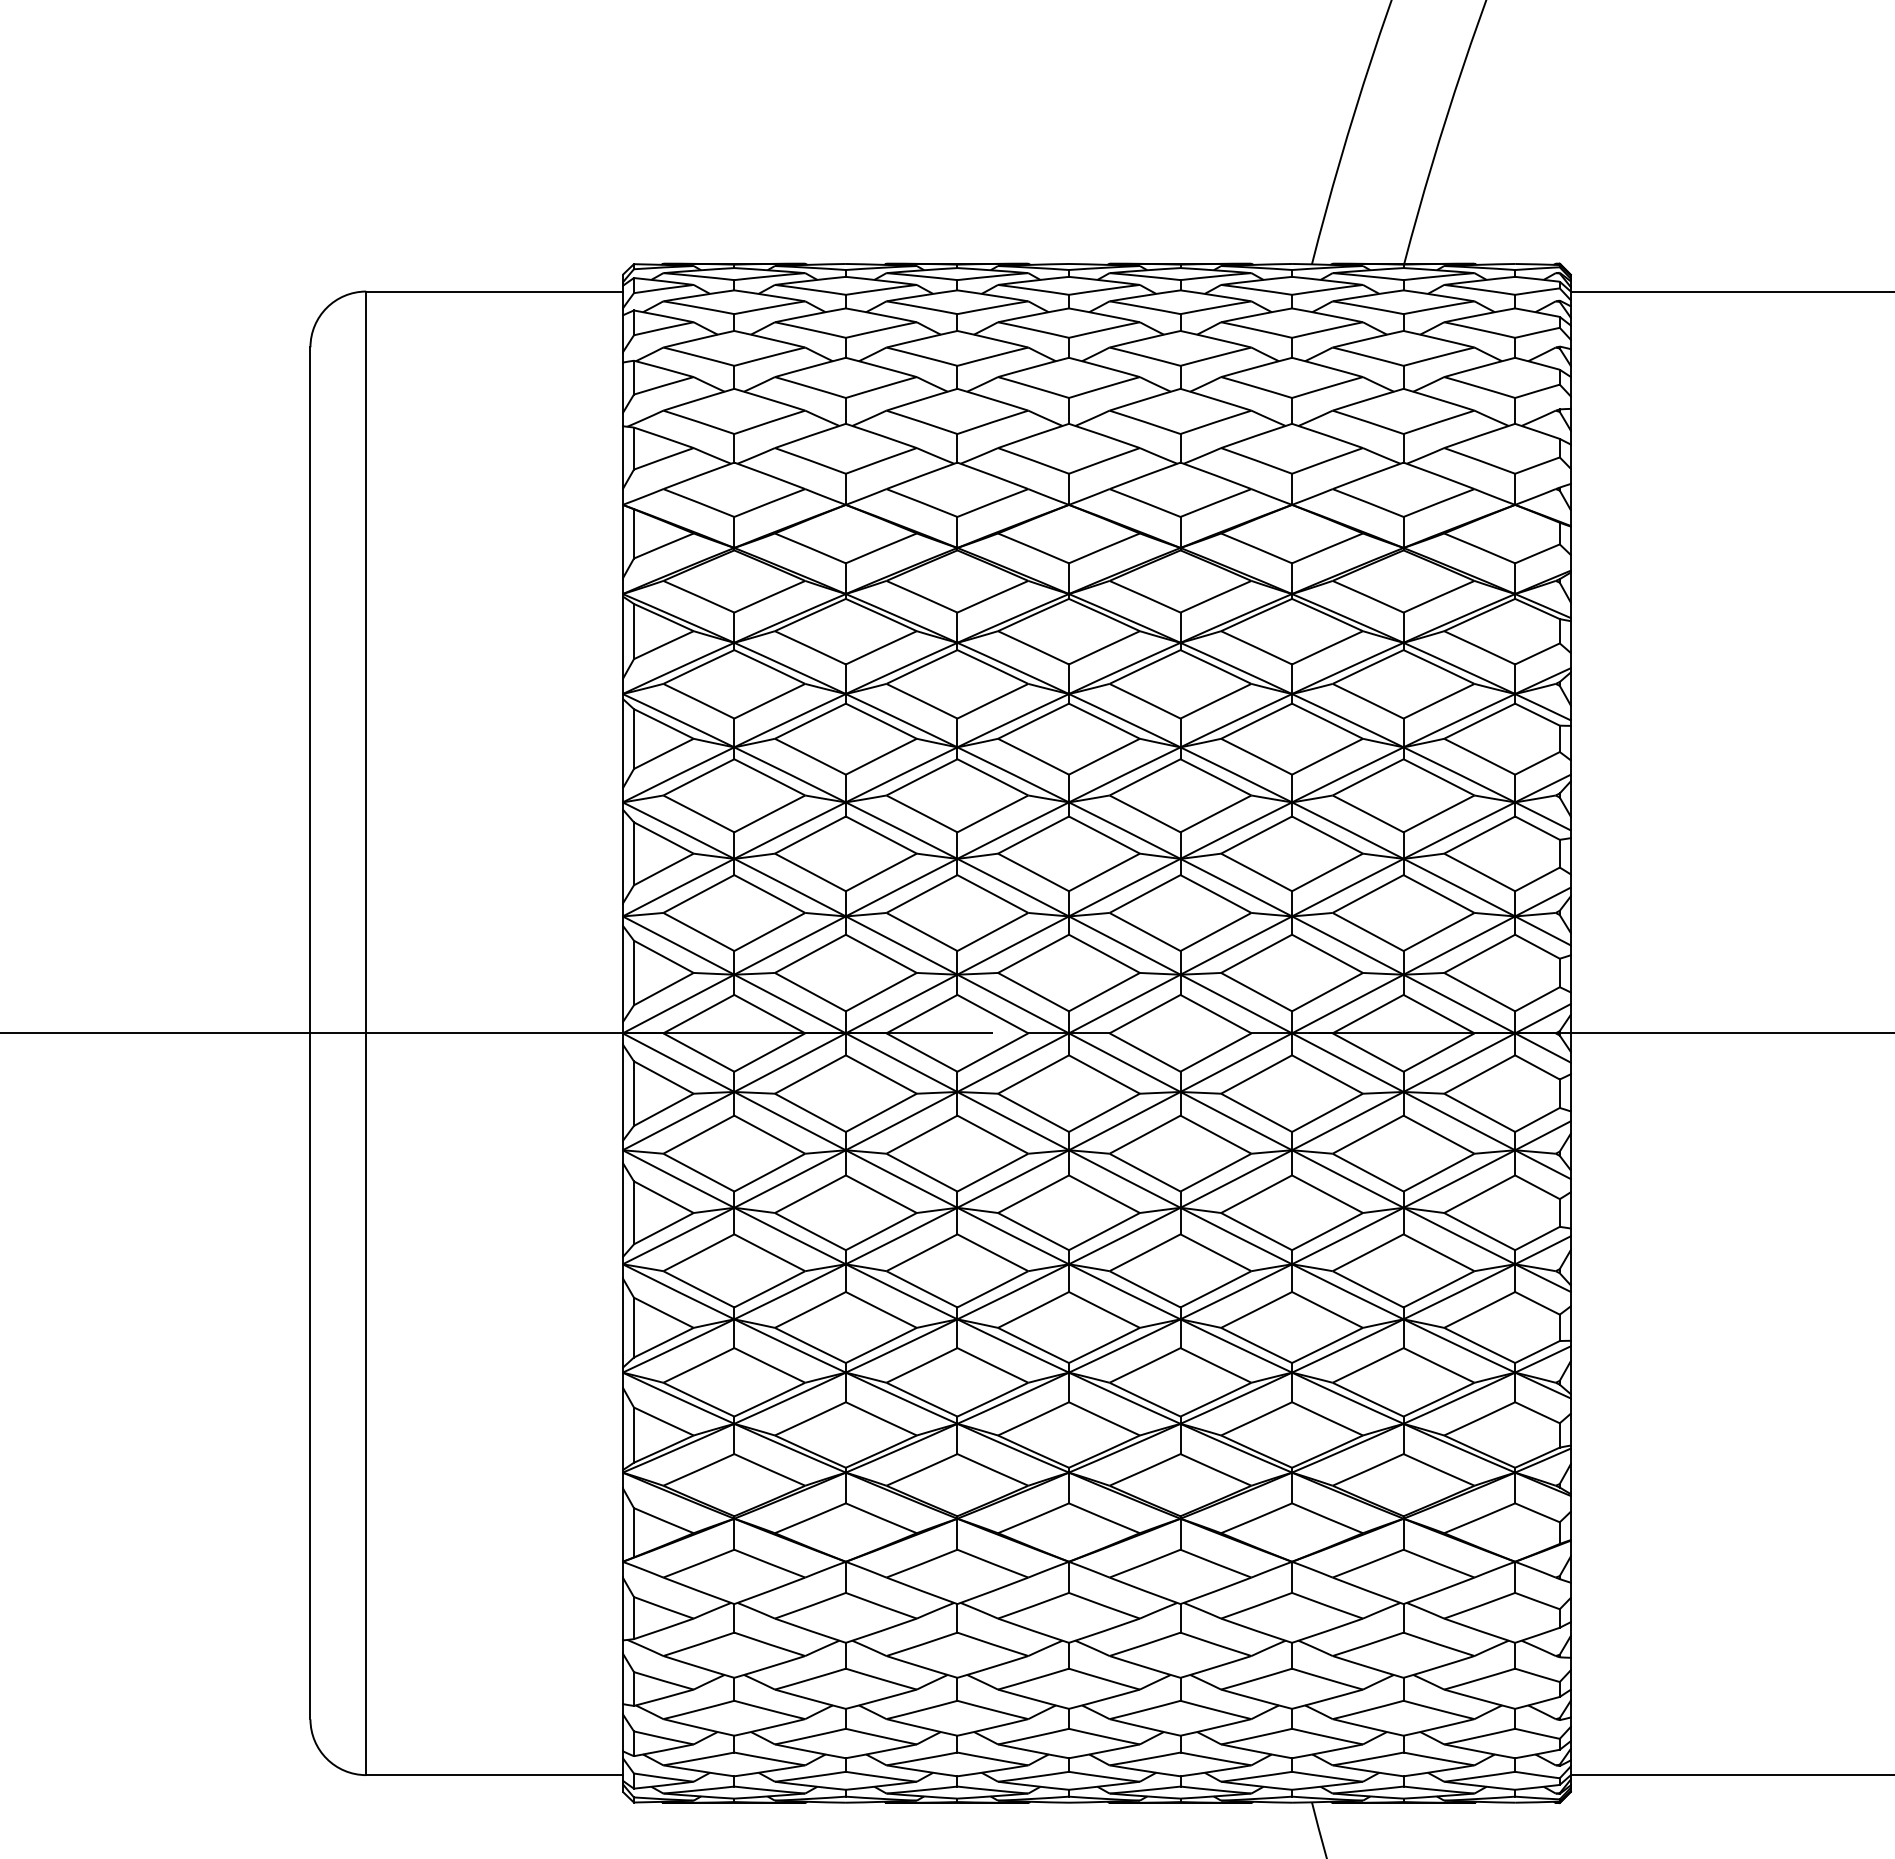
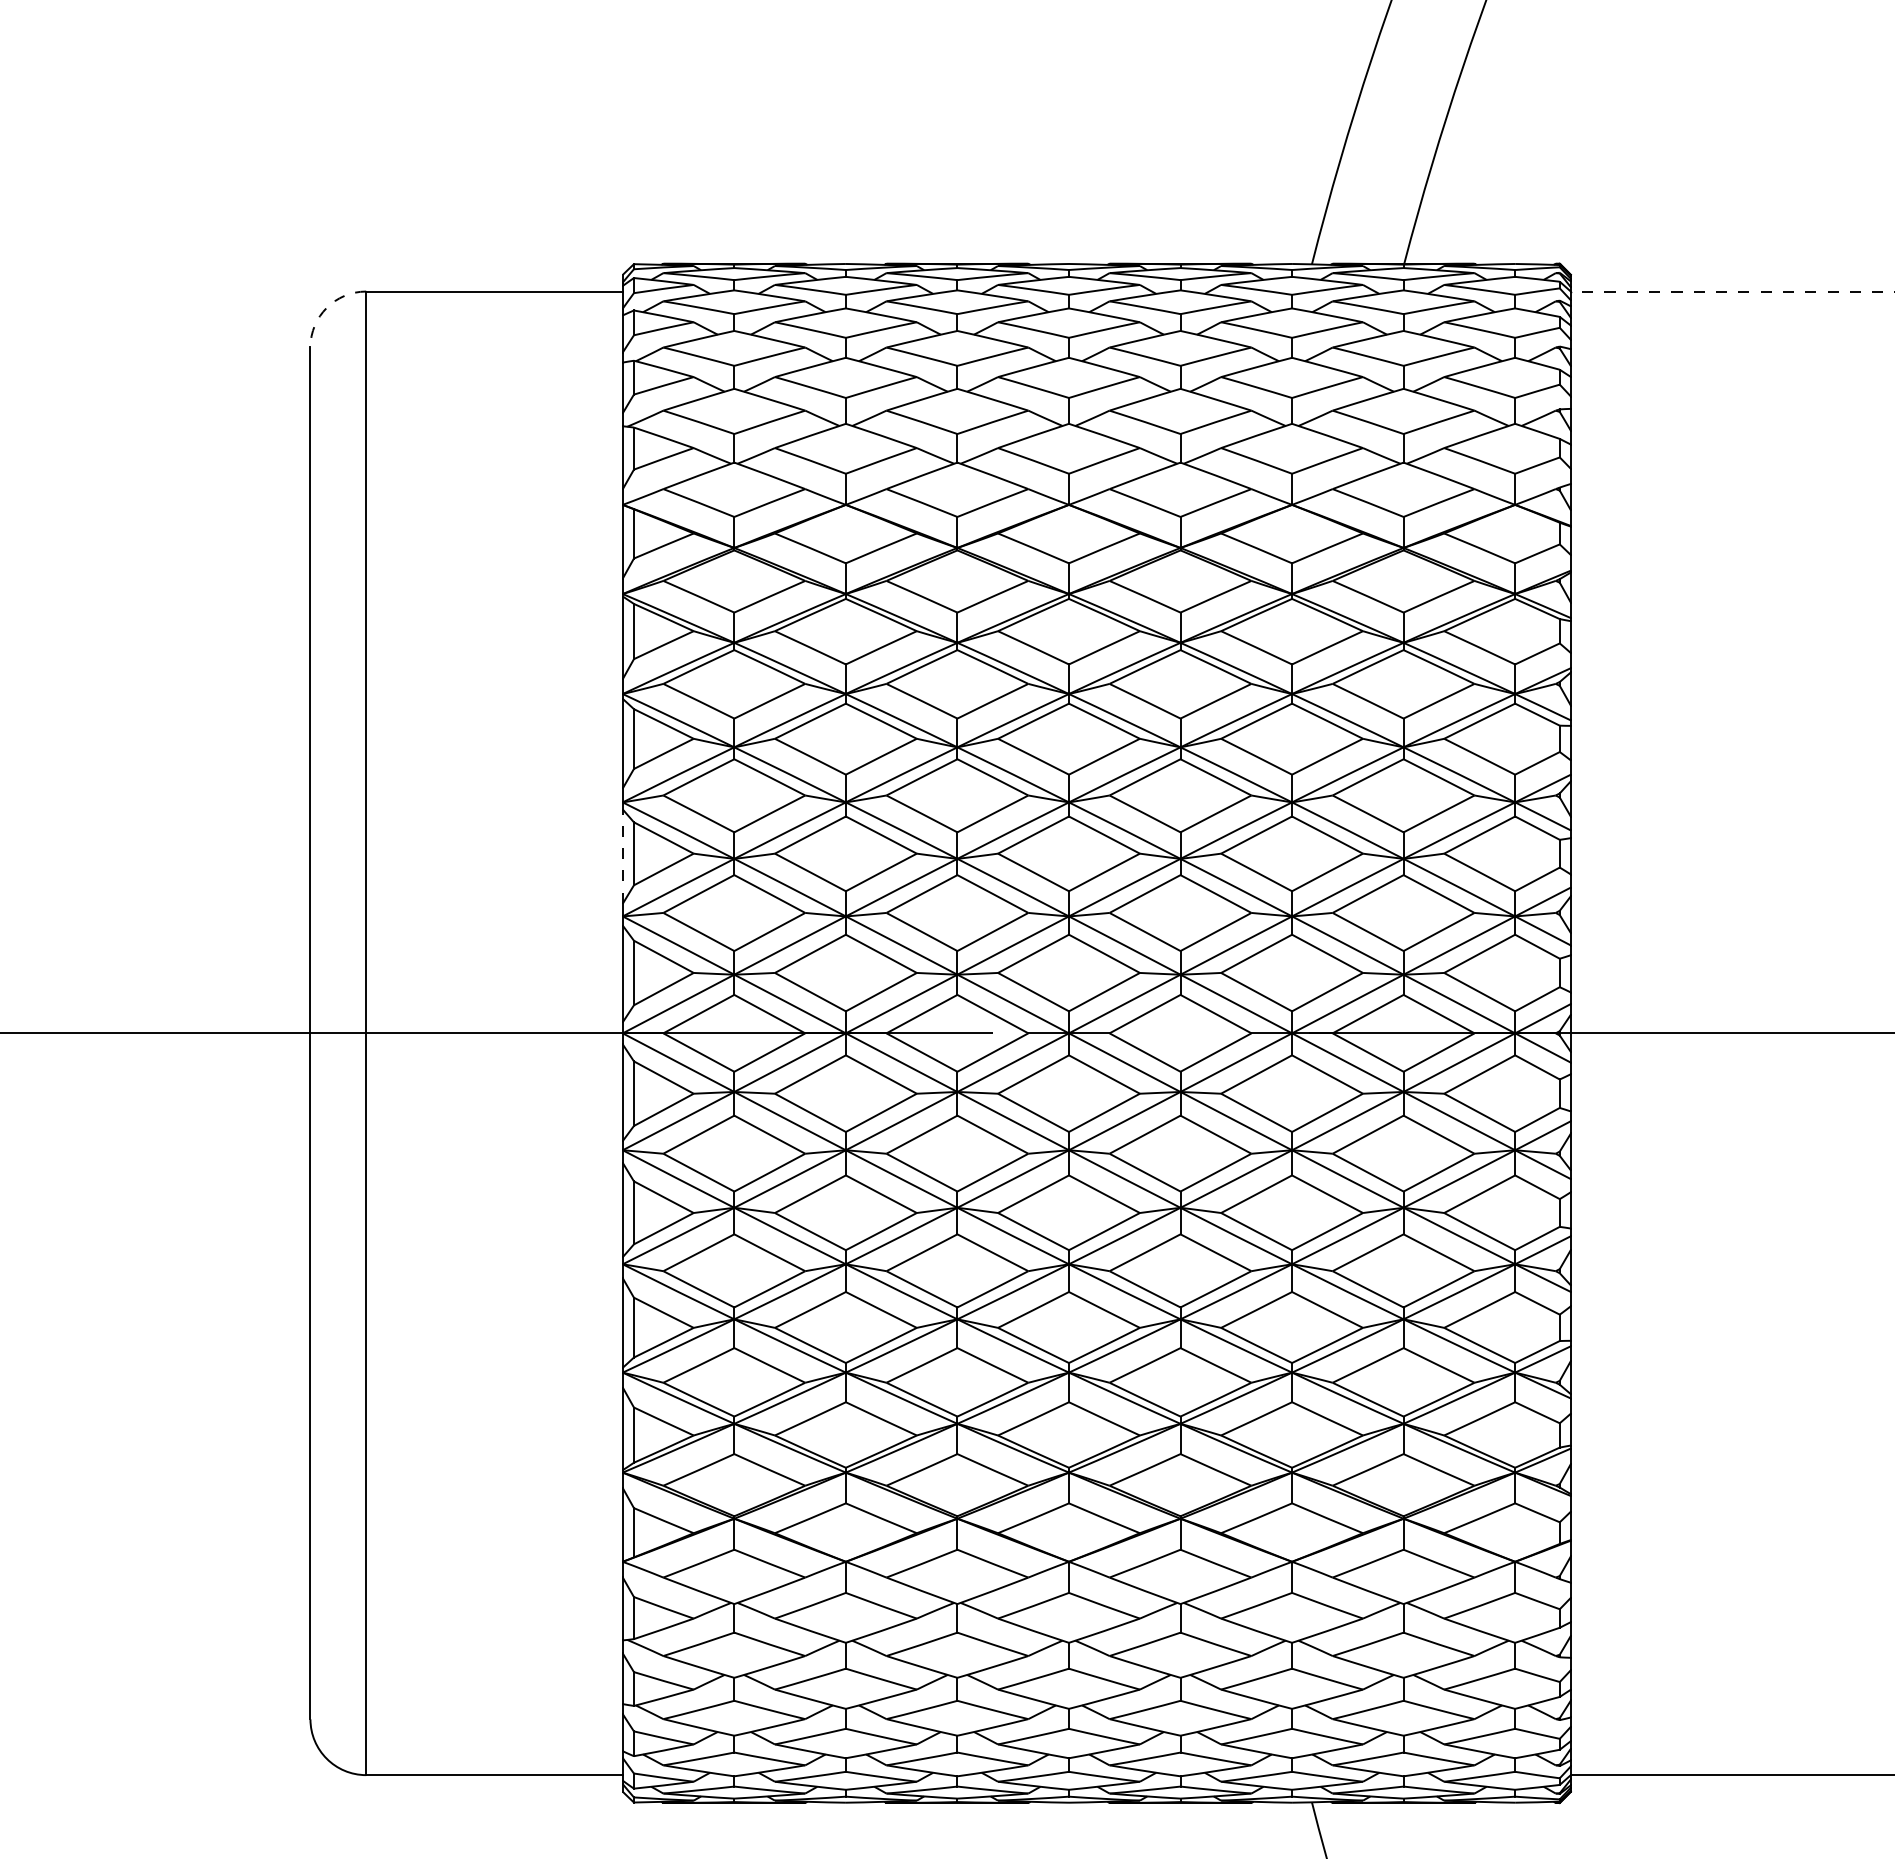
line: solid -> dashed (1732, 291)
arc: solid -> dashed (326, 307)
line: solid -> dashed (622, 856)
